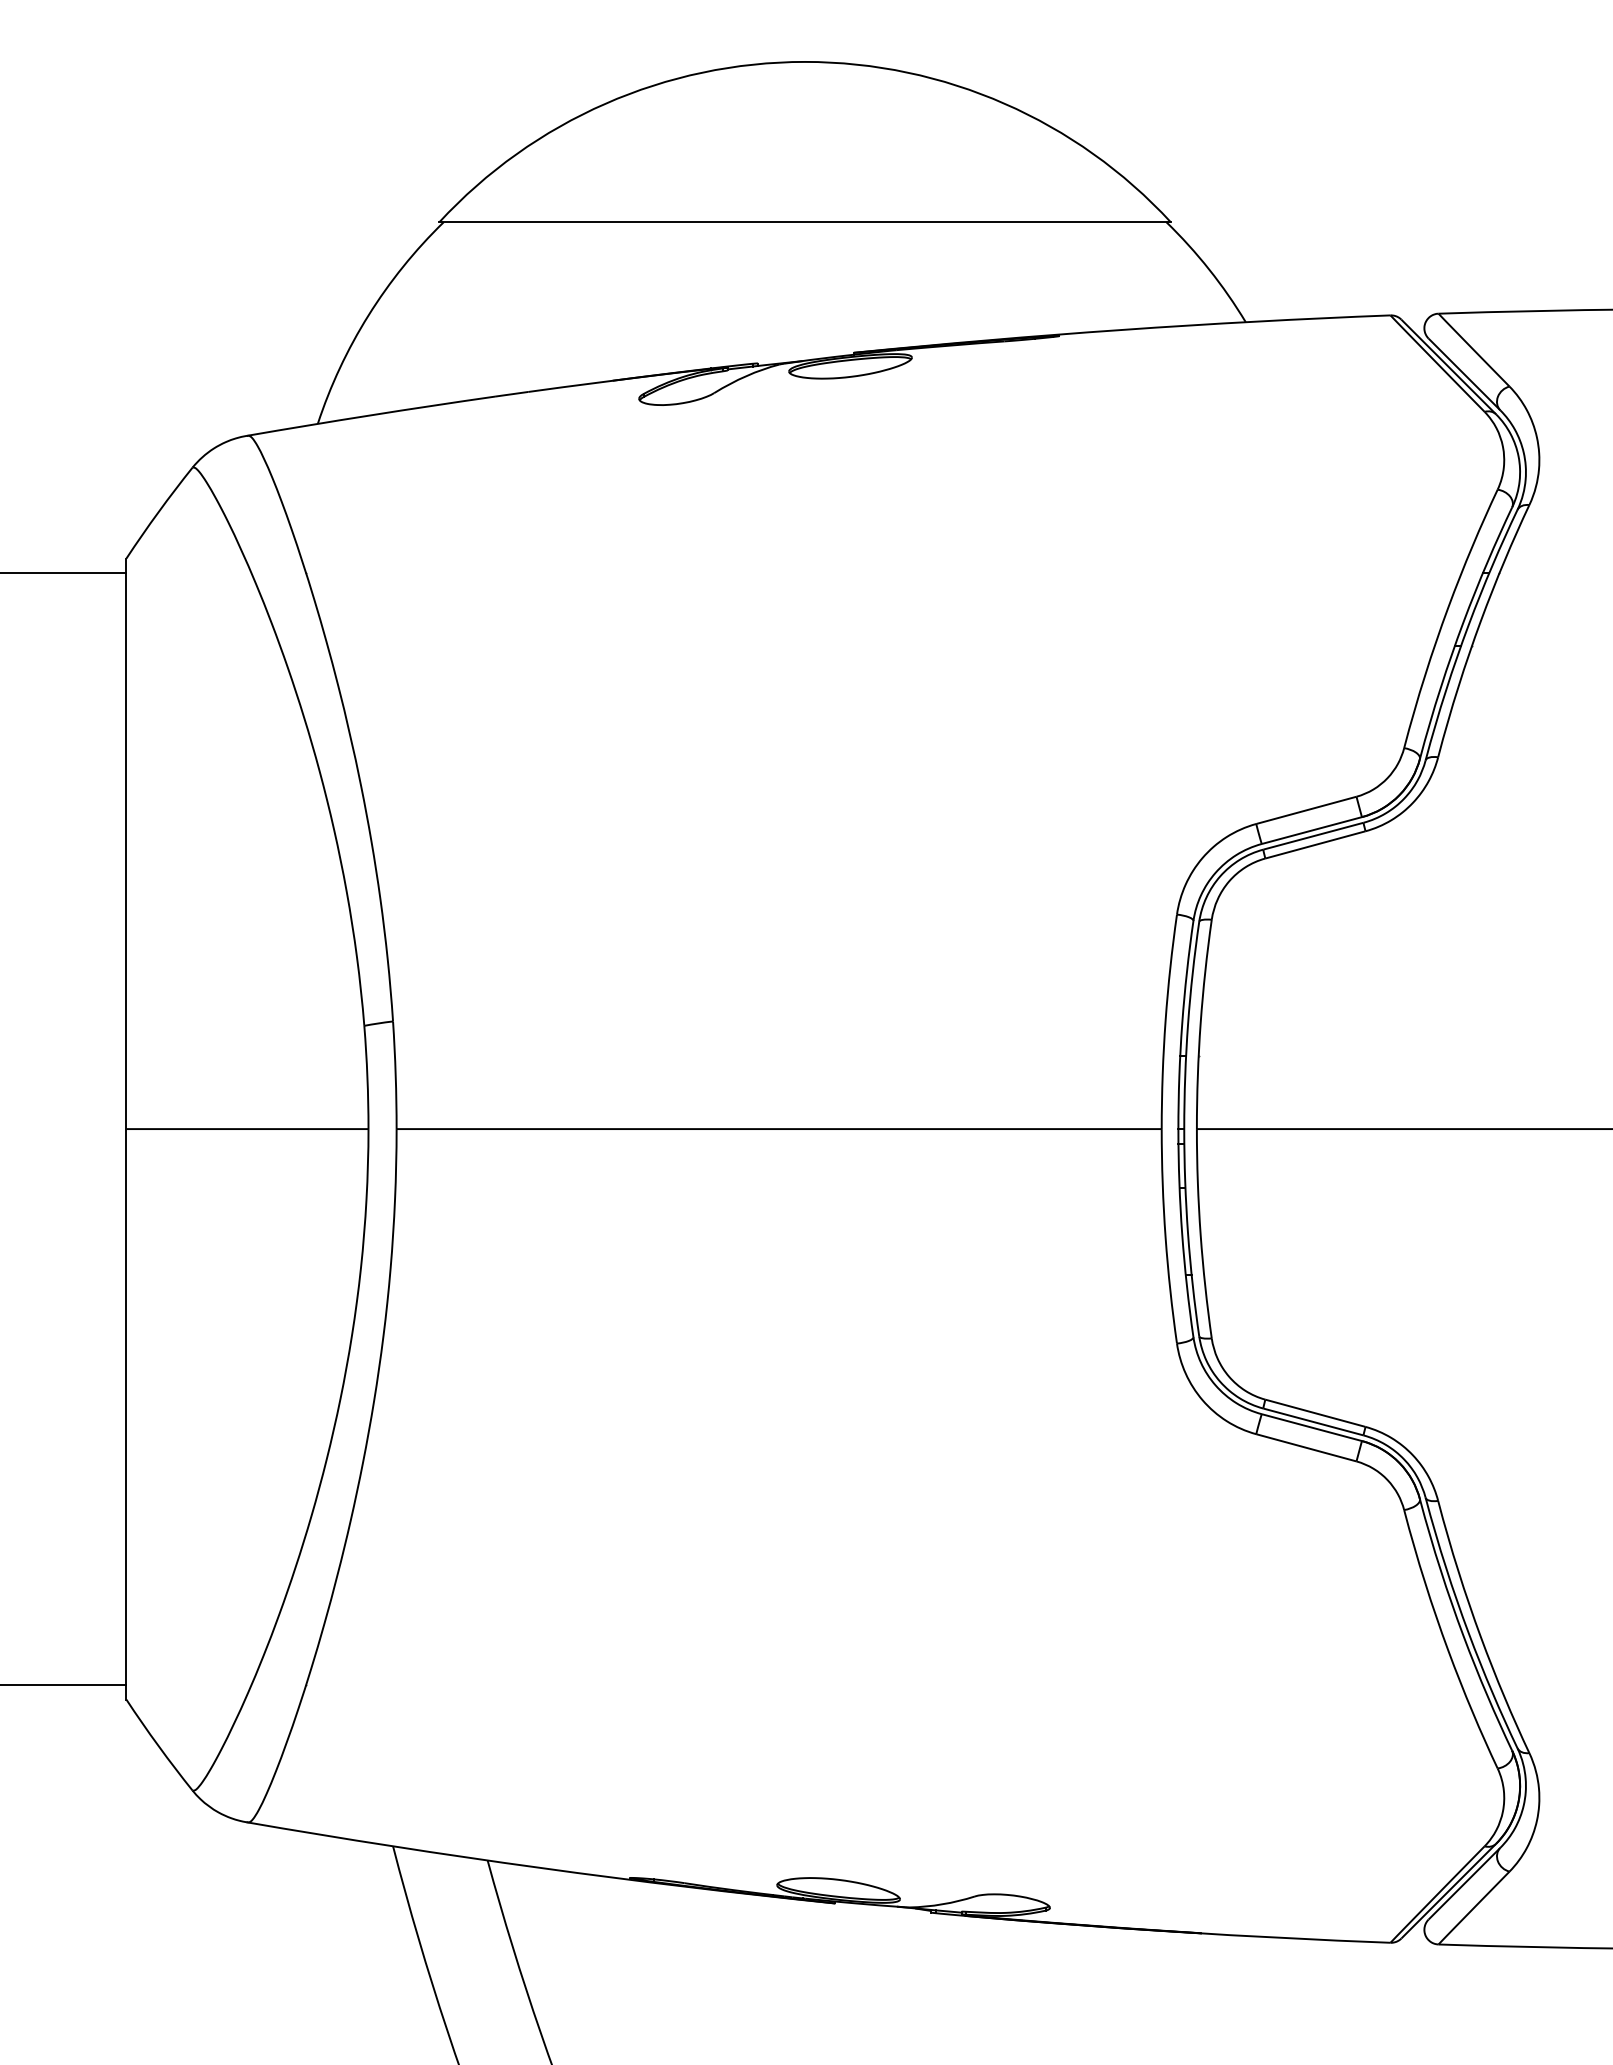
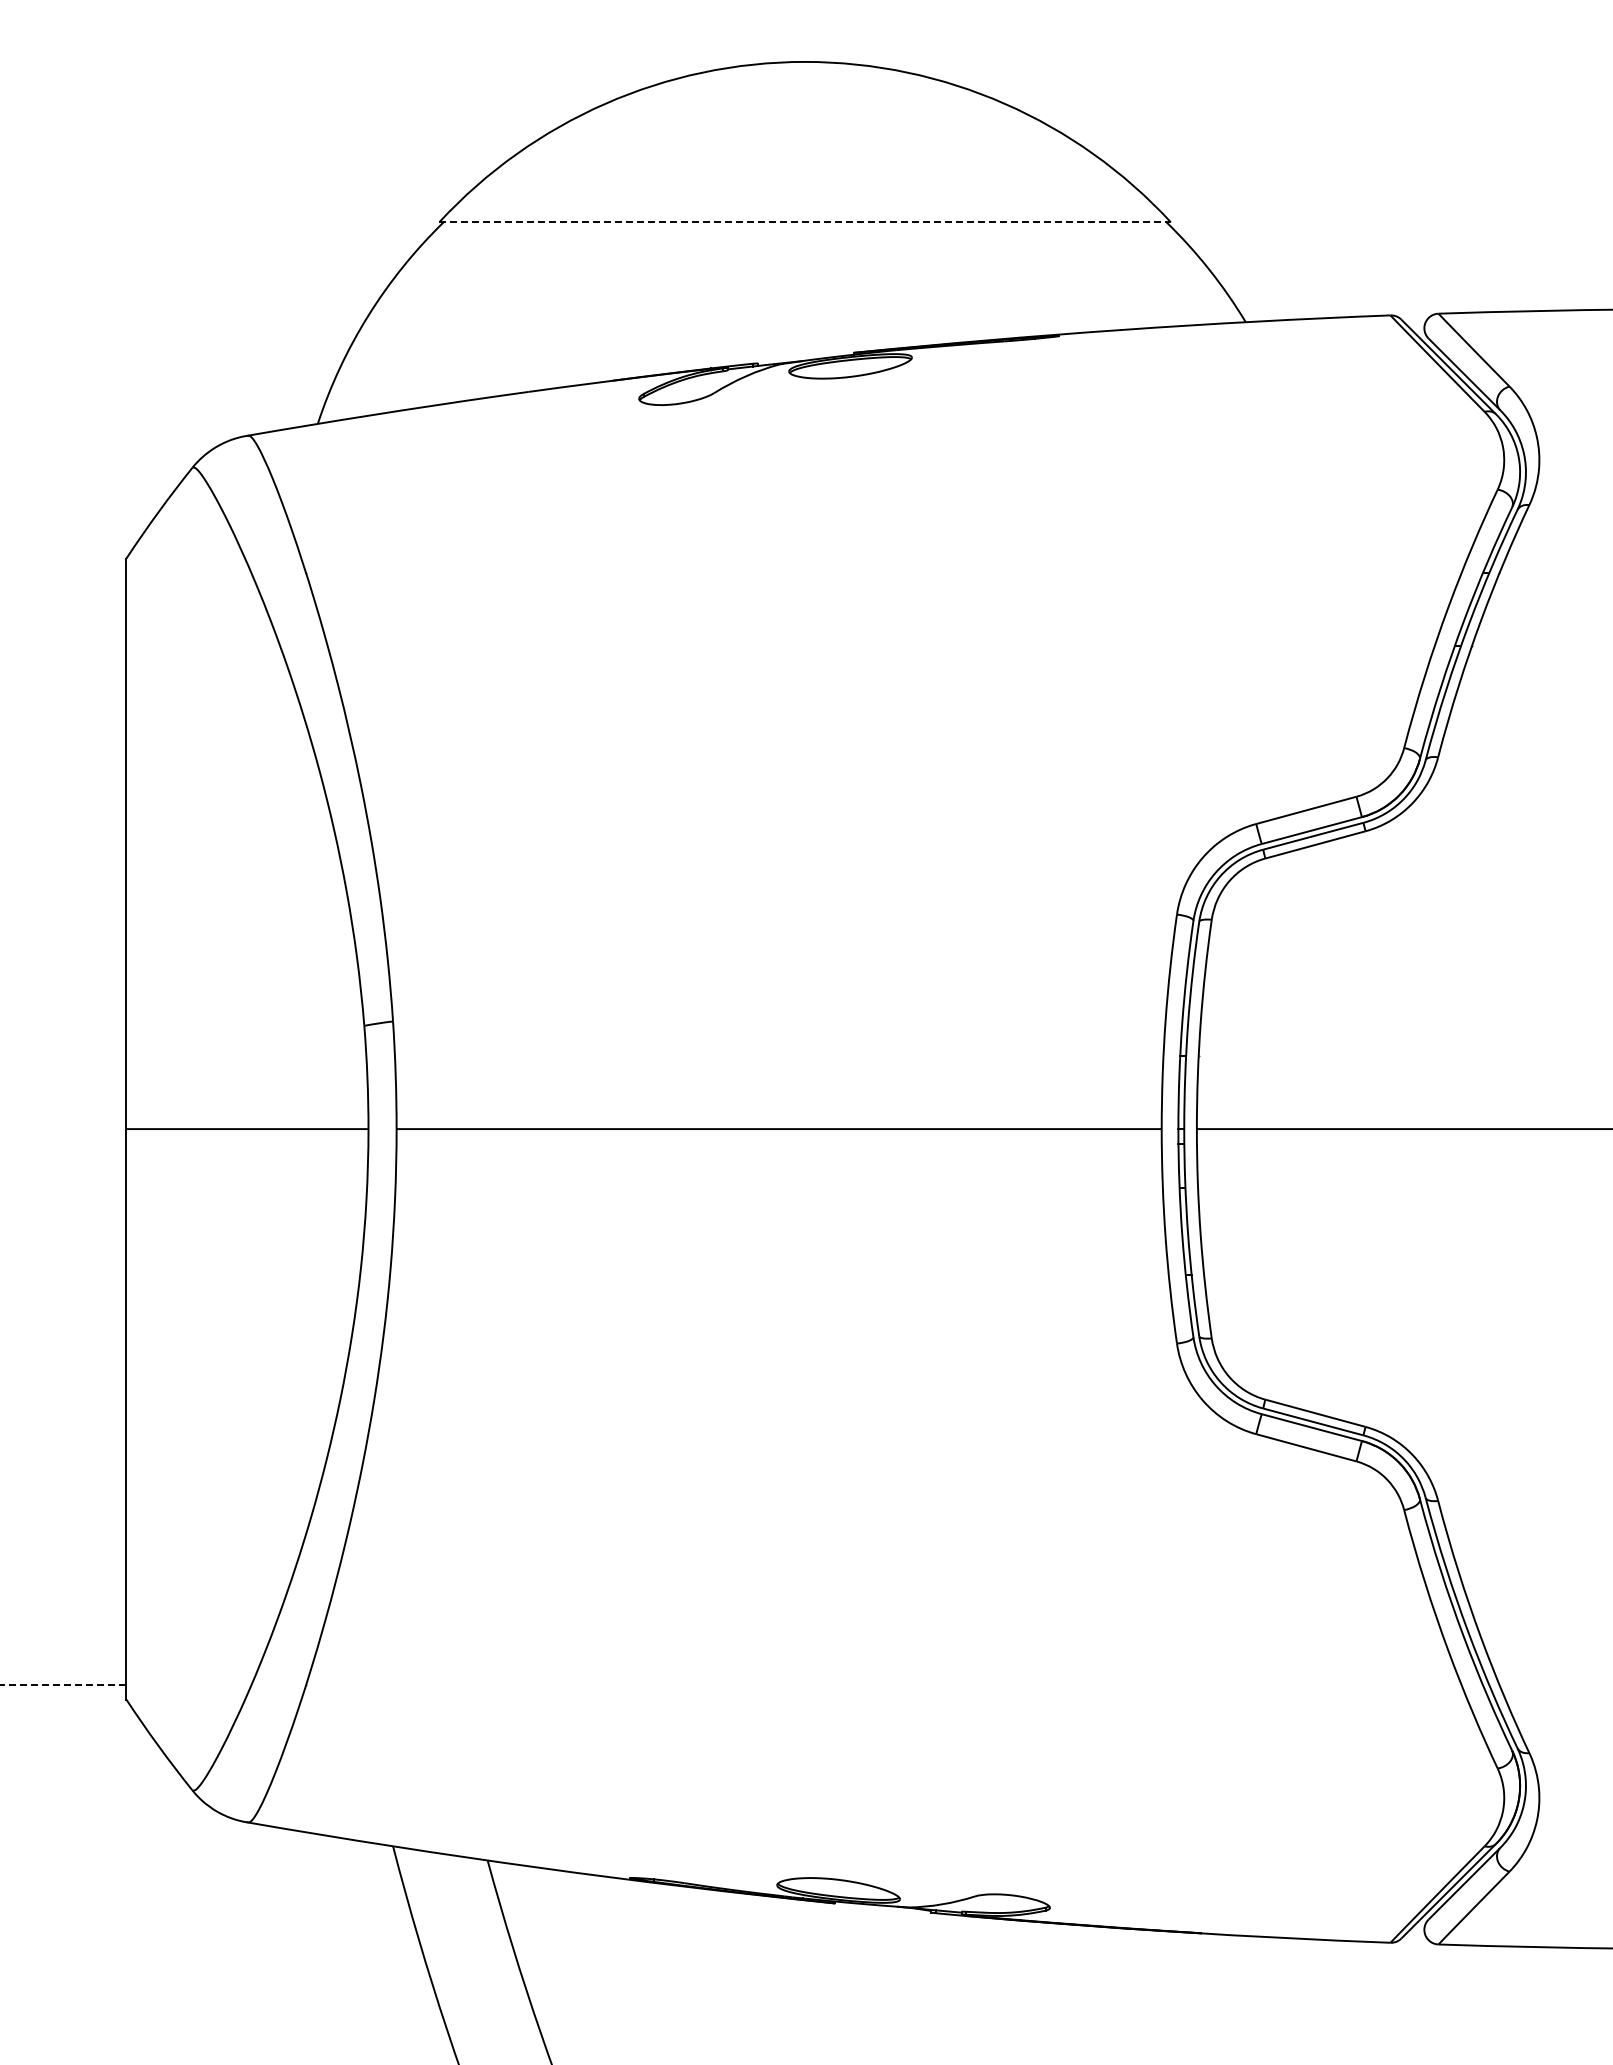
line: solid -> dashed (805, 222)
line: present -> none (64, 573)
line: solid -> dashed (62, 1684)
